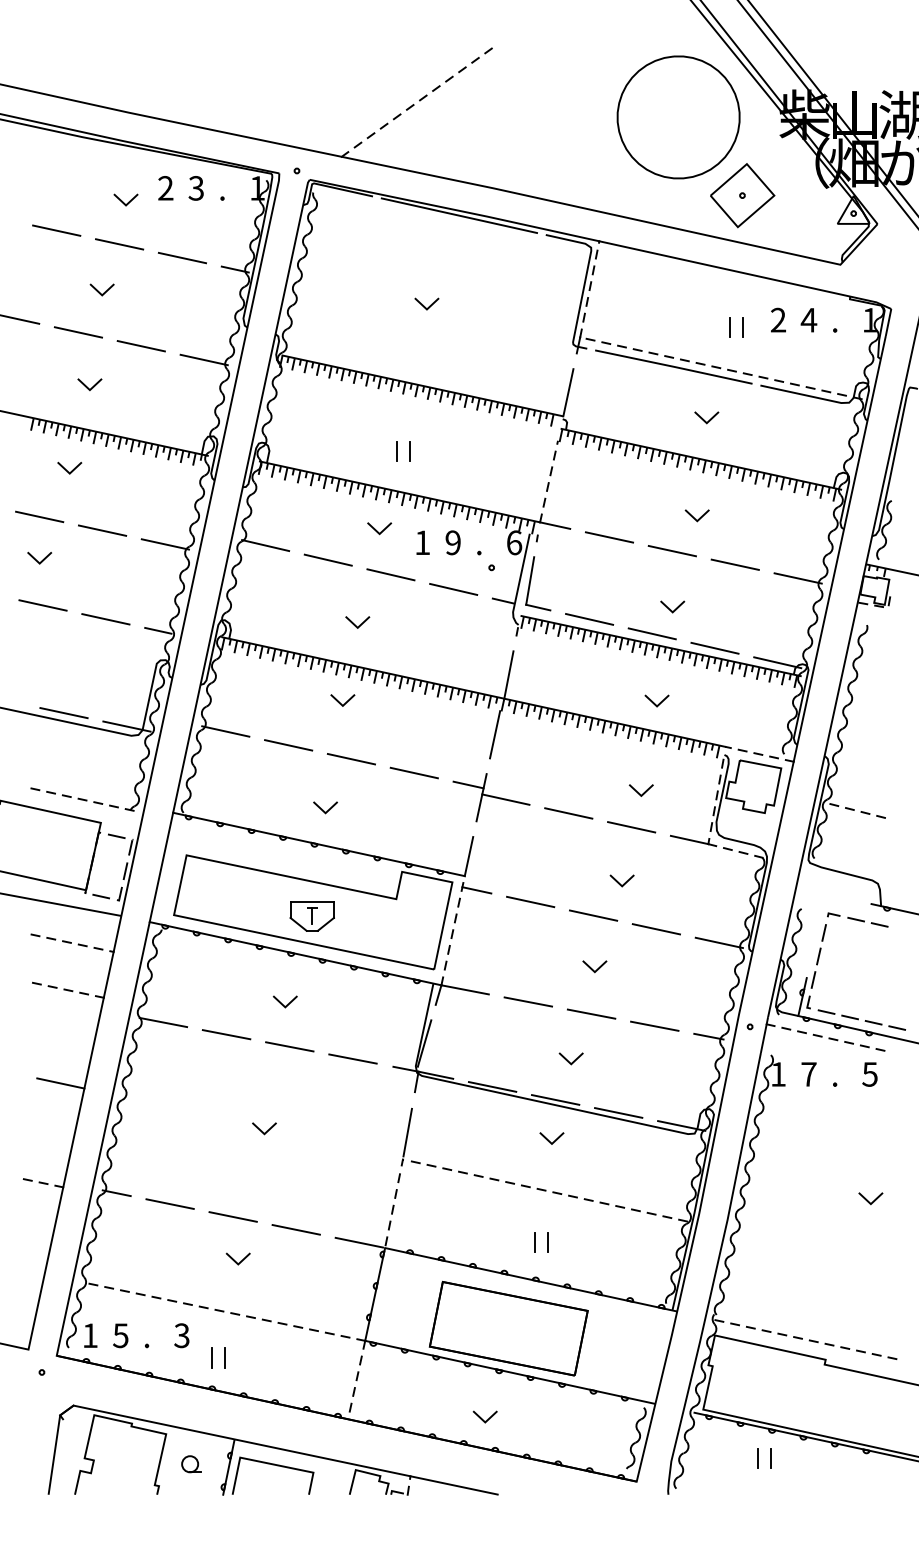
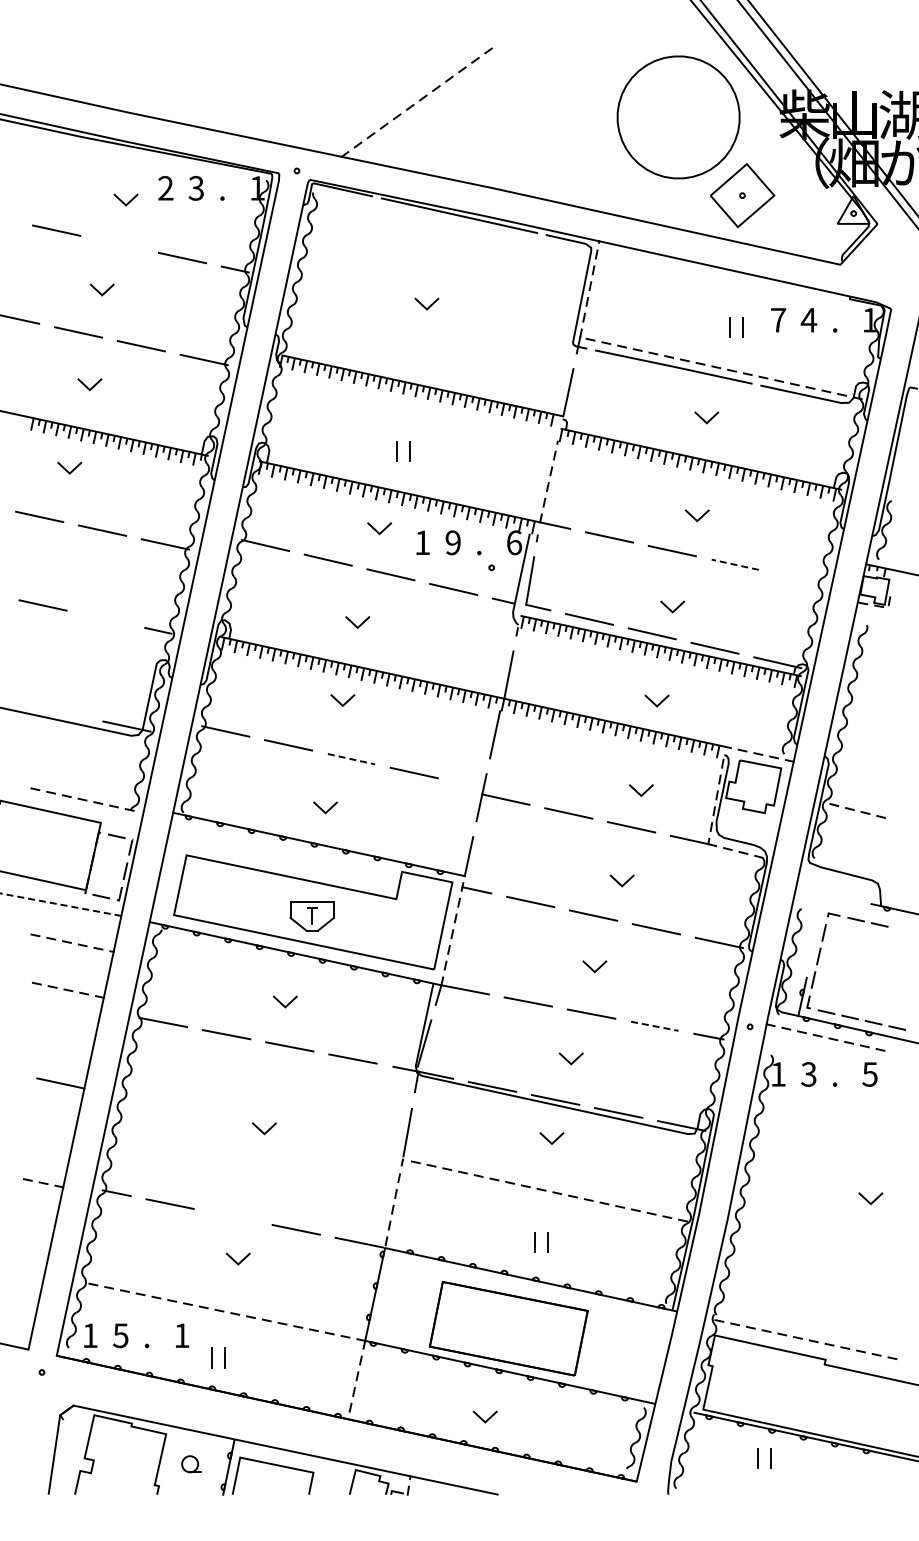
line: present -> none (119, 244)
text: 2 -> 7 (778, 319)
line: present -> none (36, 559)
line: solid -> dashed (734, 564)
line: present -> none (797, 578)
line: present -> none (105, 619)
line: present -> none (63, 713)
line: solid -> dashed (351, 759)
line: present -> none (468, 784)
line: solid -> dashed (61, 904)
line: solid -> dashed (655, 1026)
text: 7 -> 3 (808, 1074)
line: present -> none (232, 1216)
text: 3 -> 1 (181, 1335)
